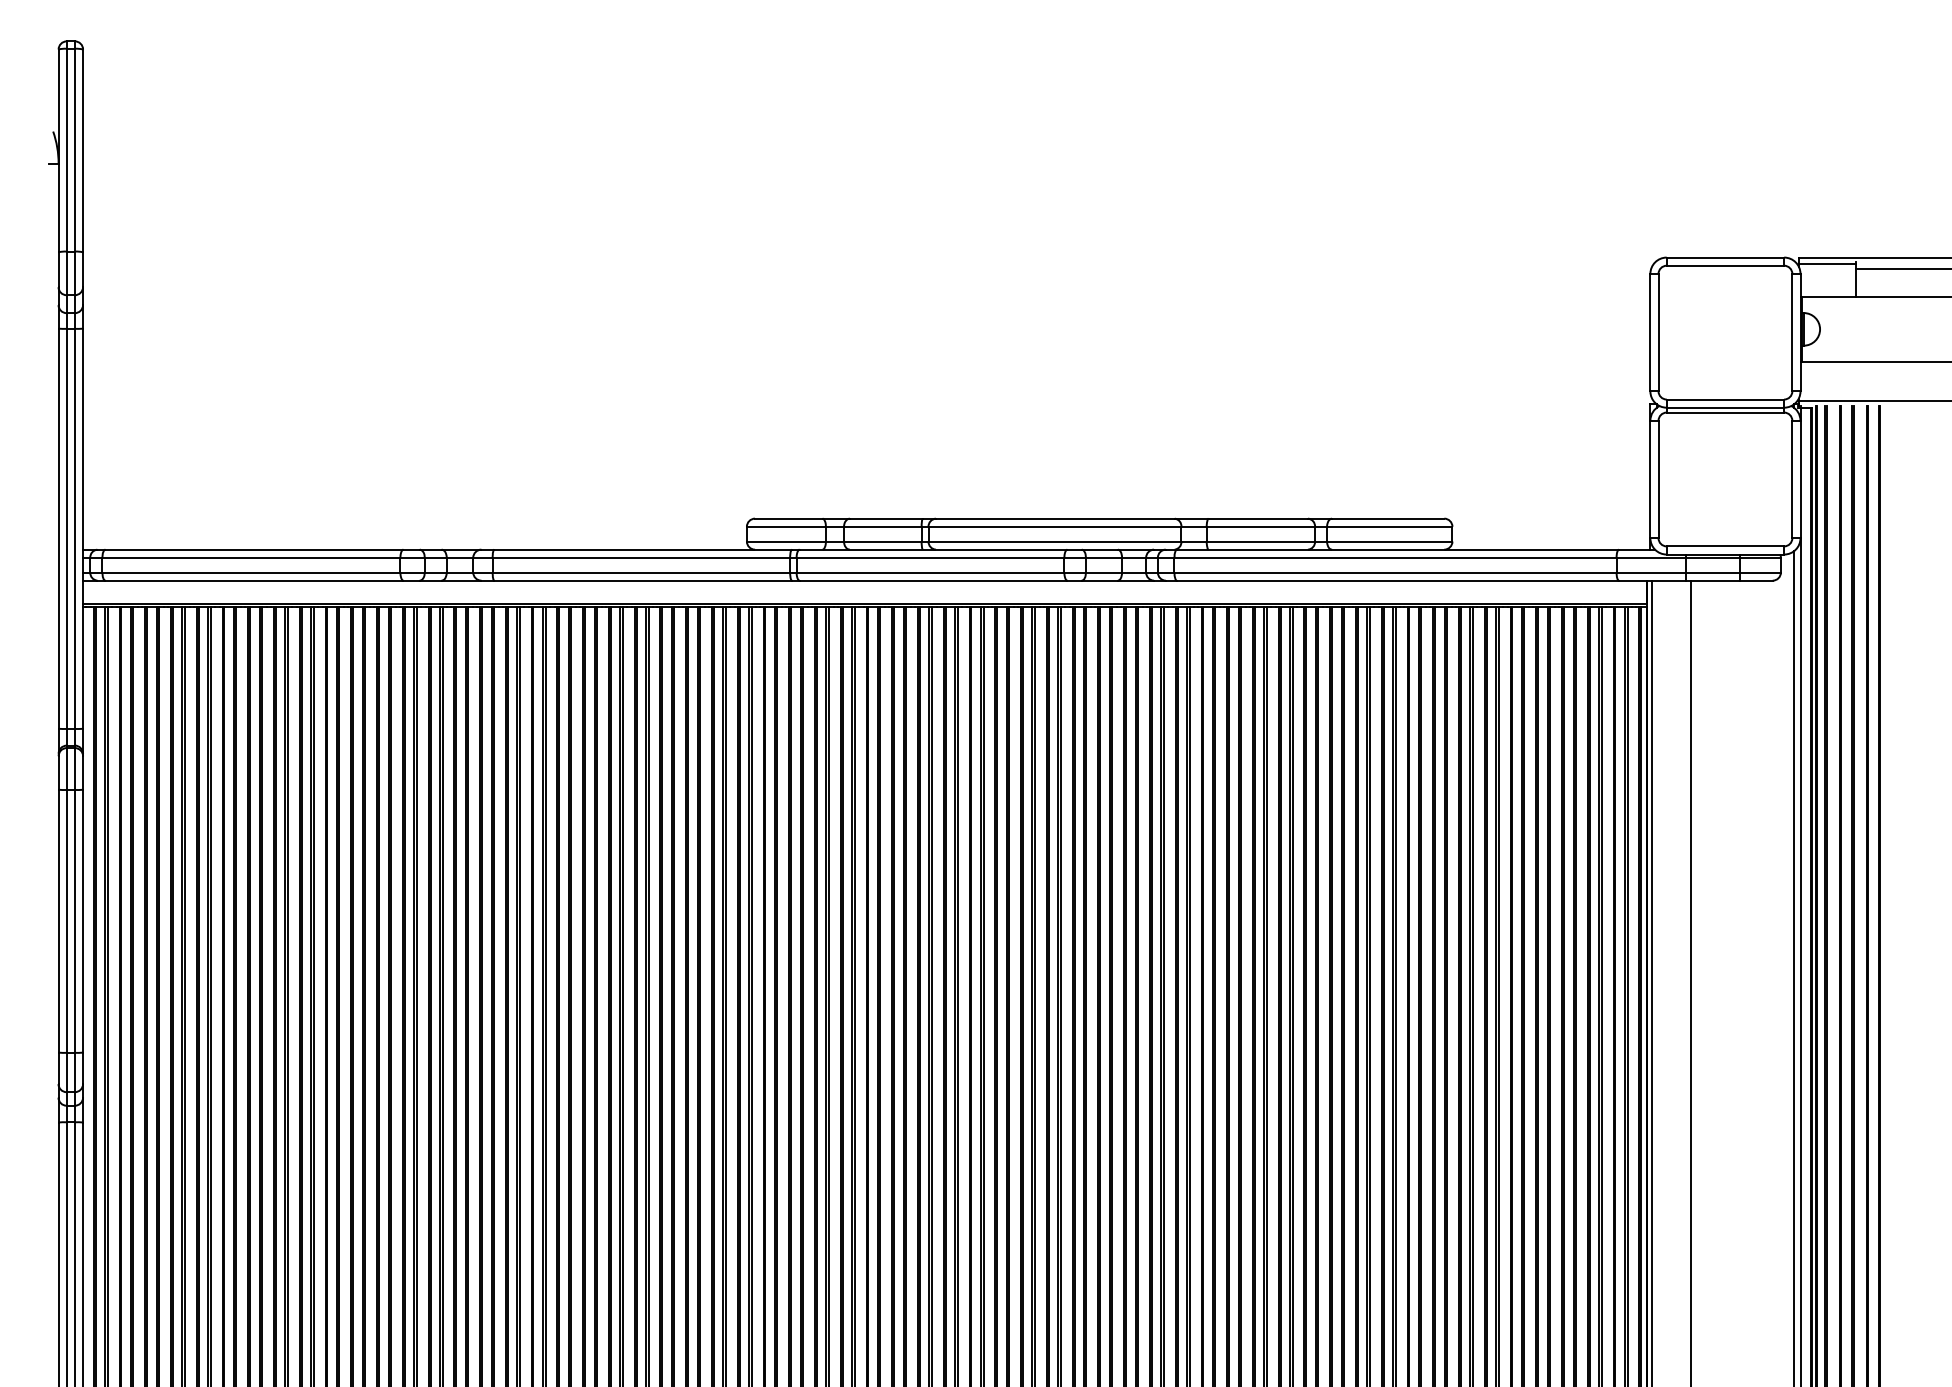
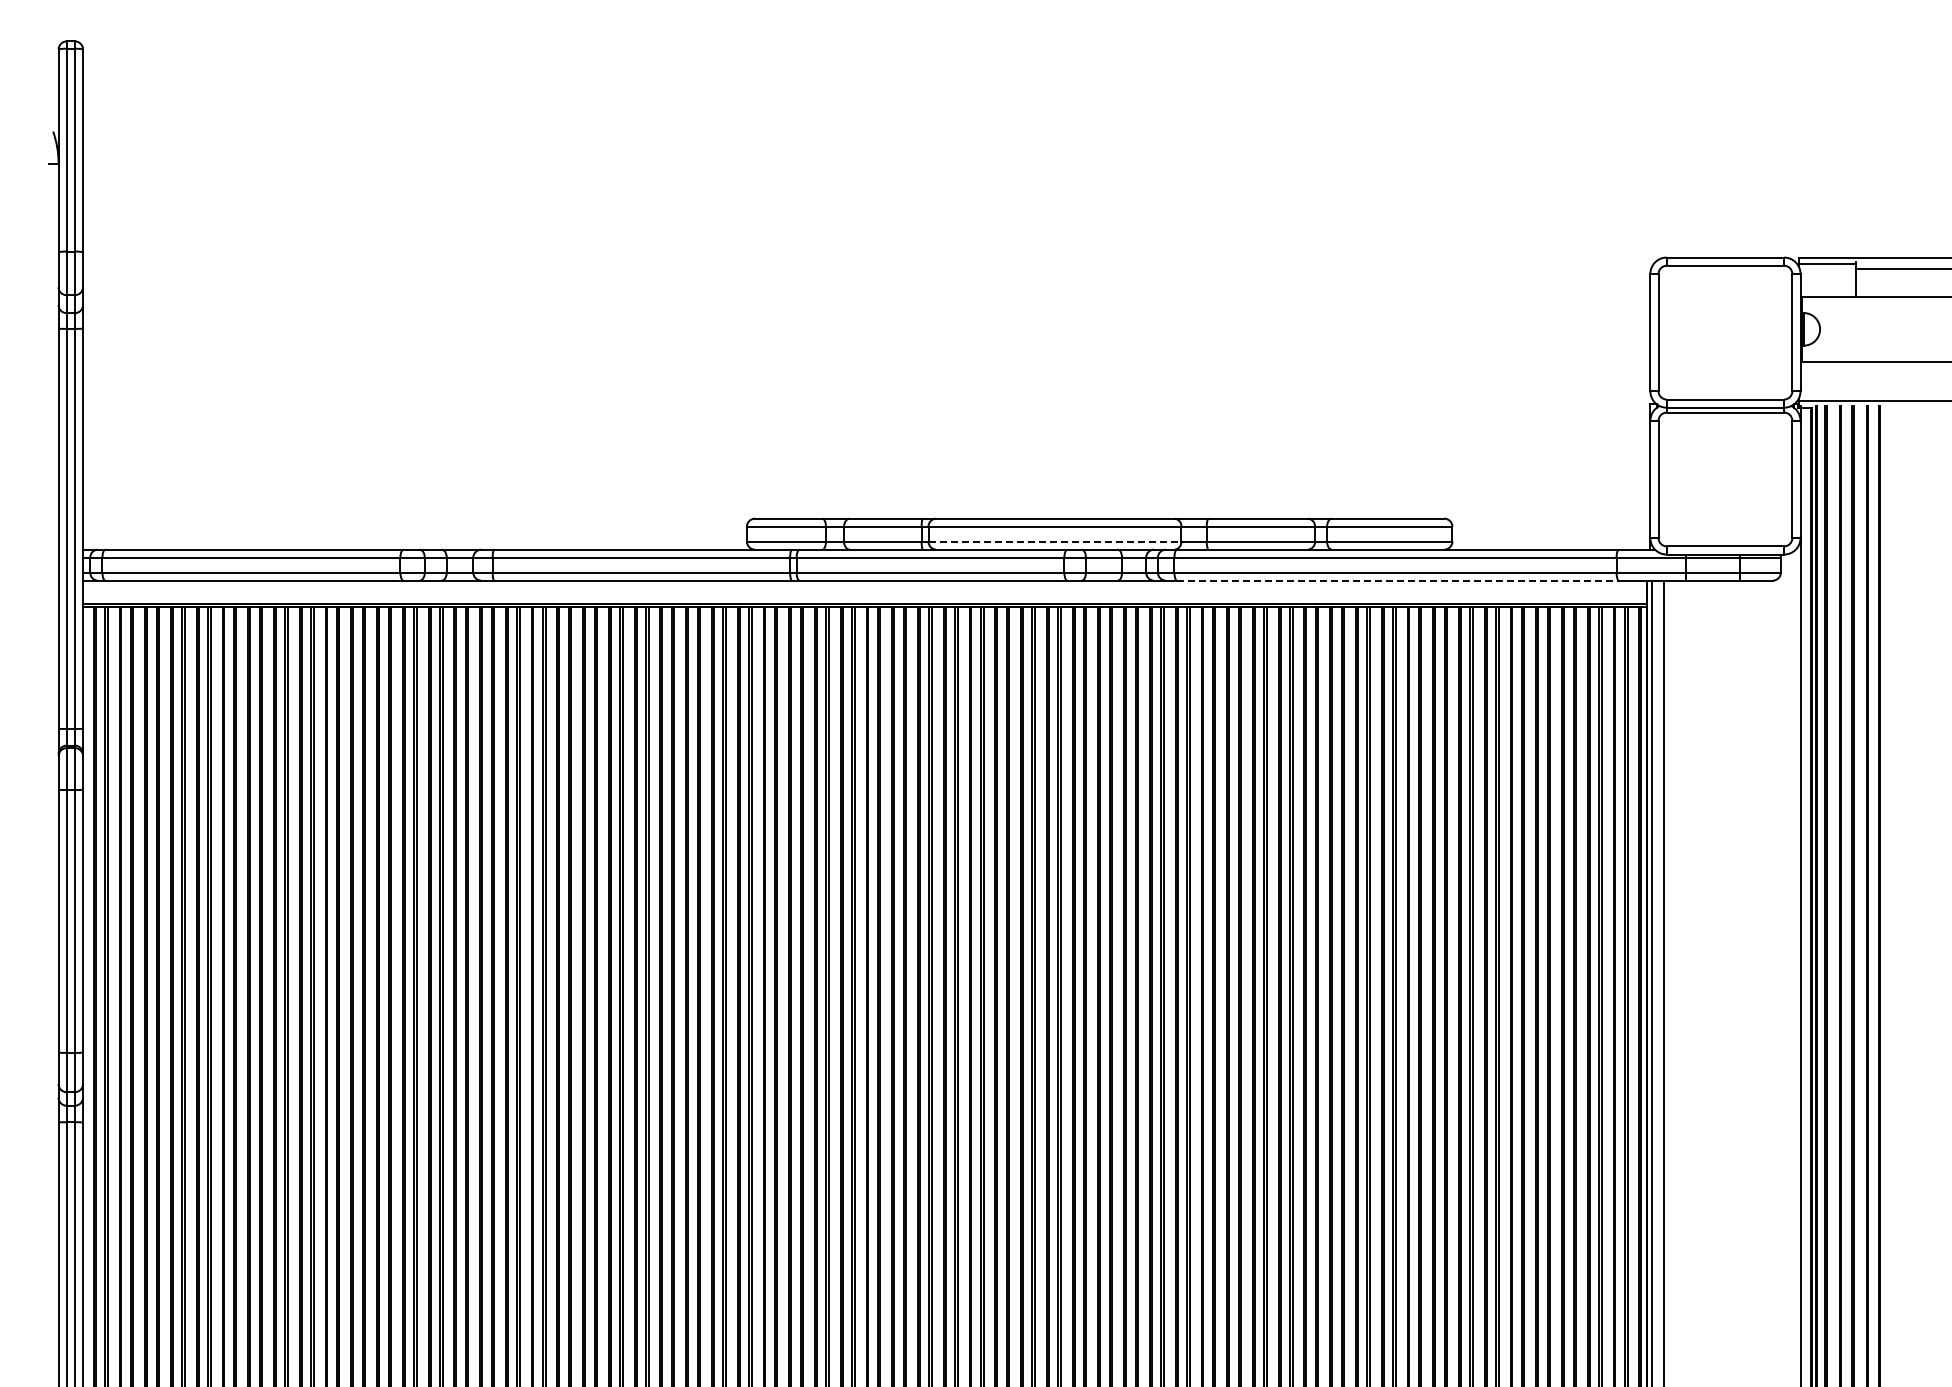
line: solid -> dashed (1055, 541)
line: solid -> dashed (1398, 580)
line: present -> none (1793, 967)
line position: (1691, 981) -> (1664, 981) (1664, 981)
